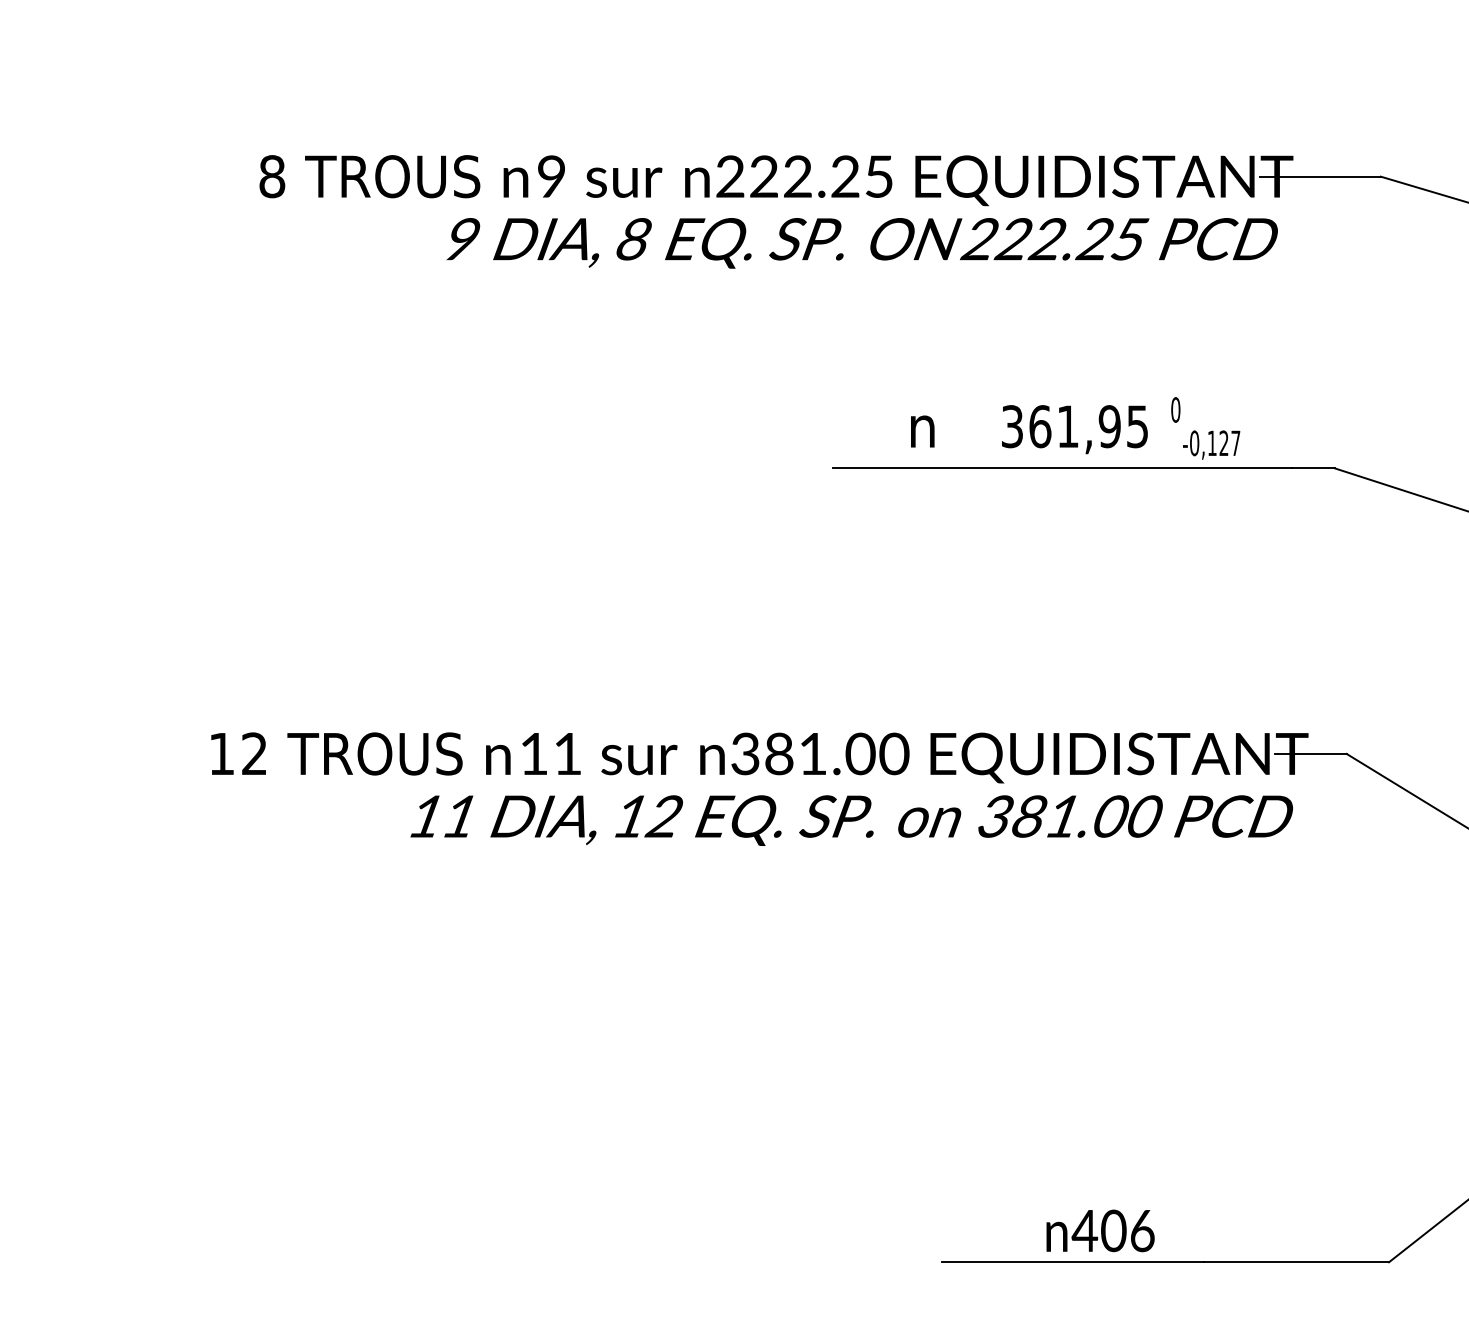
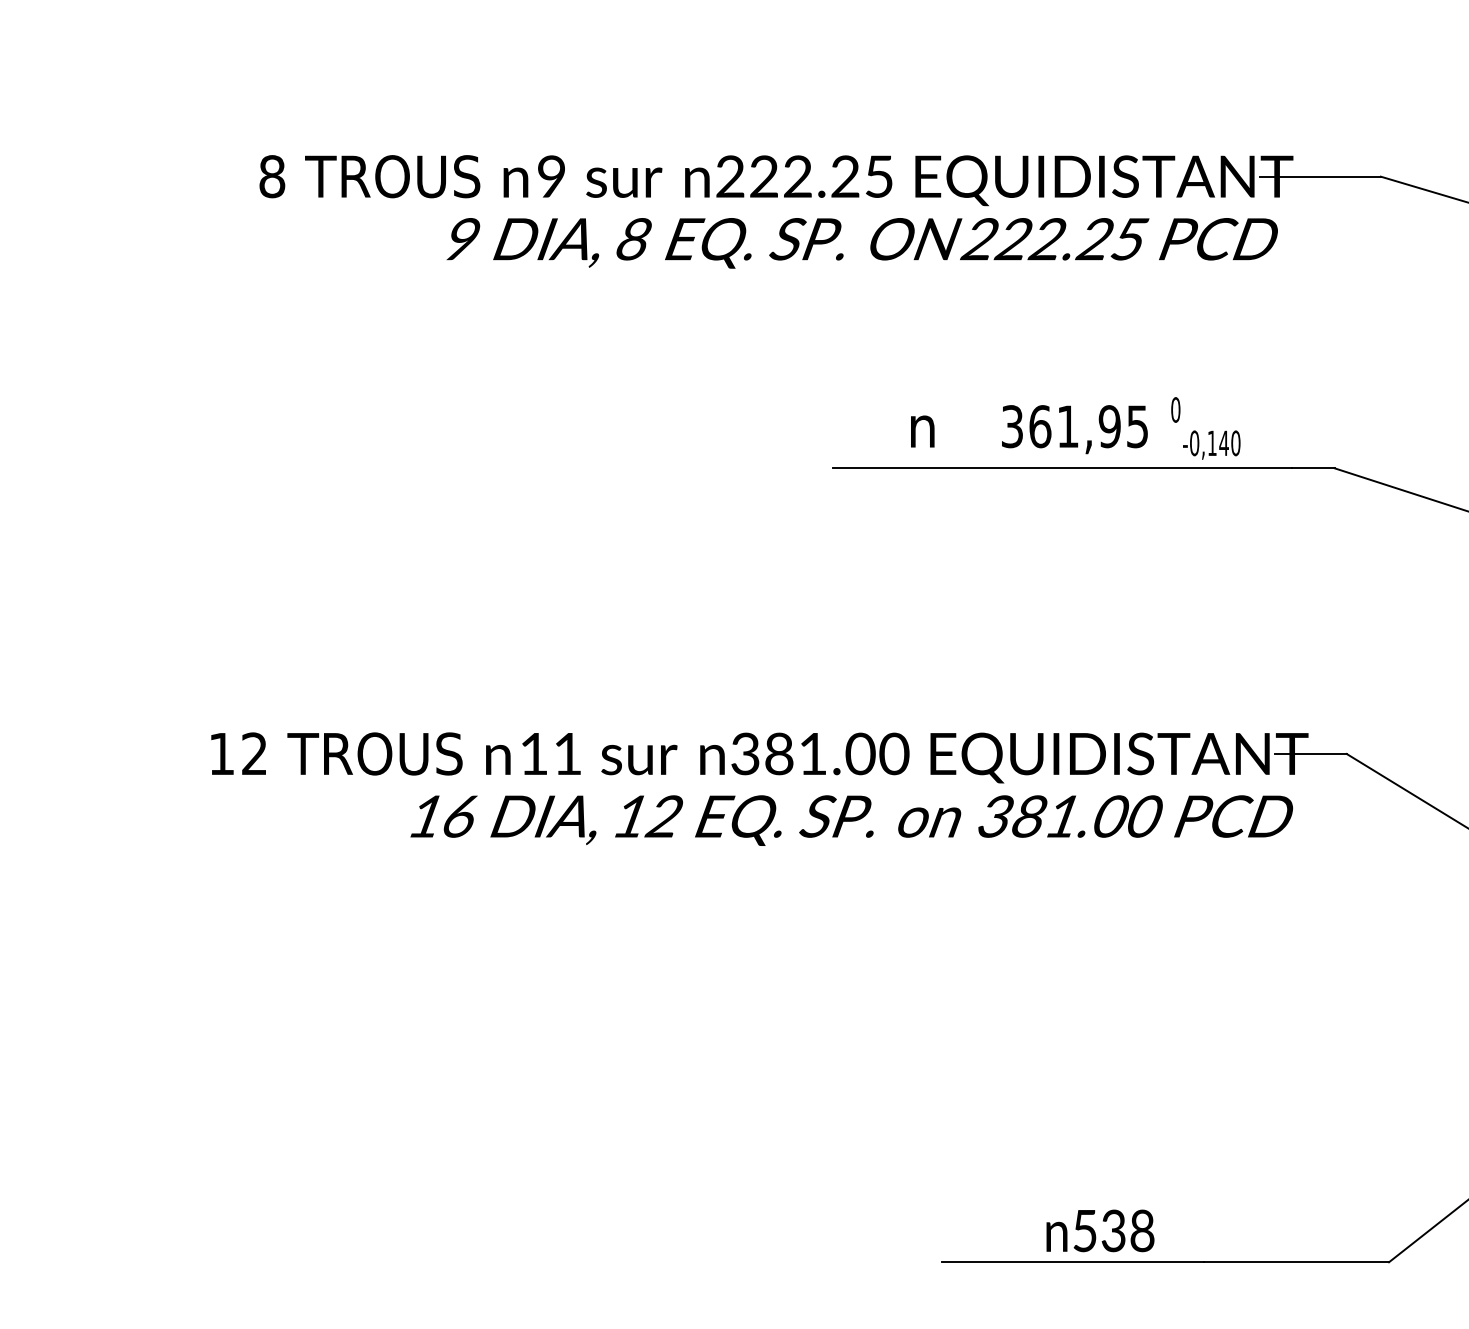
text: -0,127 -> -0,140 (1229, 443)
text: 11 -> 16 (460, 816)
text: 406 -> 538 (1112, 1230)
